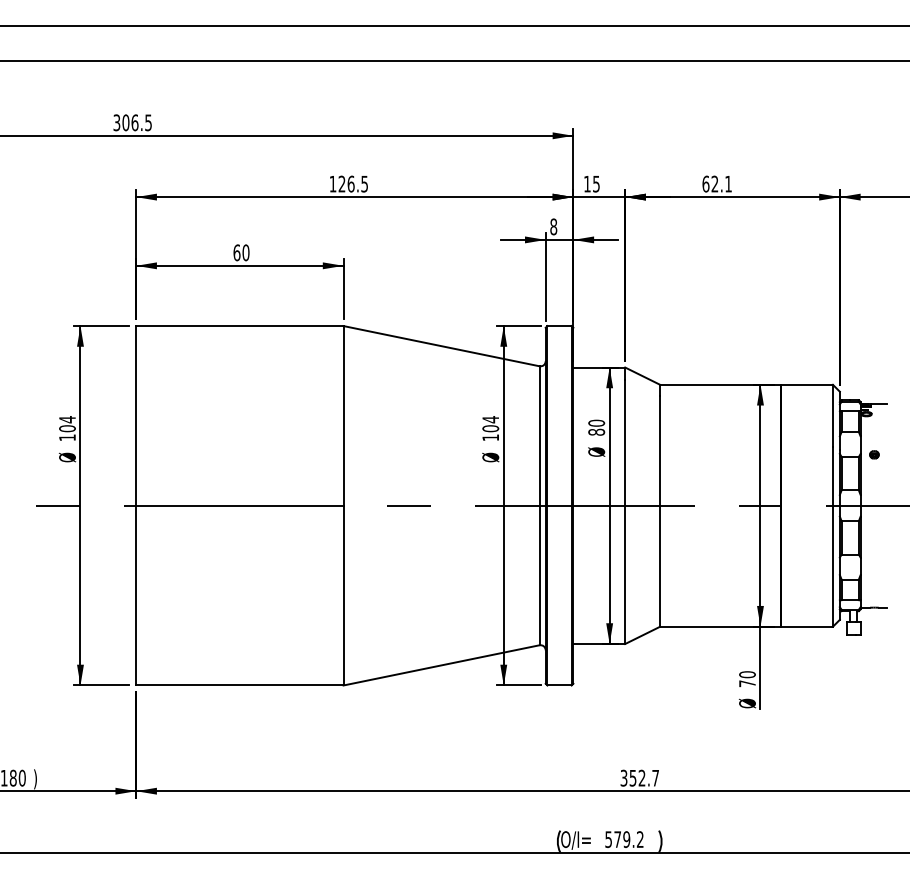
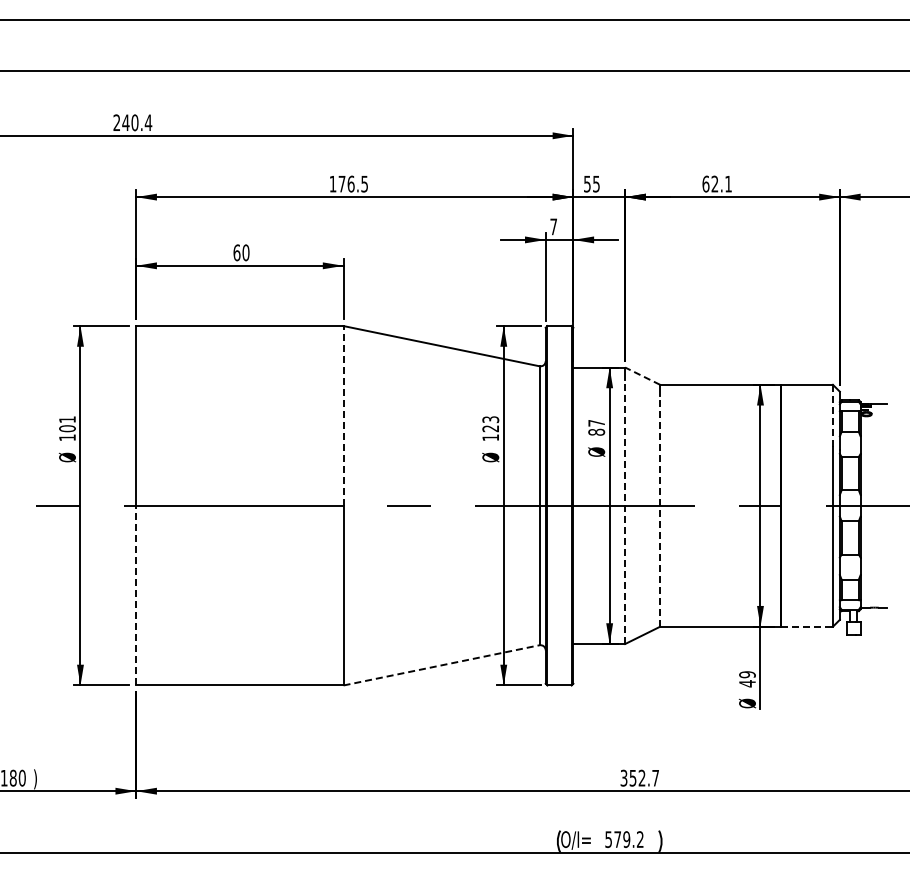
line position: (454, 26) -> (454, 20) (454, 20)
line position: (454, 60) -> (454, 70) (454, 70)
text: 306.5 -> 240.4 (132, 122)
text: 126.5 -> 176.5 (341, 183)
text: 15 -> 55 (587, 184)
text: 8 -> 7 (553, 226)
line: solid -> dashed (642, 375)
line: solid -> dashed (343, 415)
line: solid -> dashed (832, 415)
text: 104 -> 101 (67, 419)
text: 80 -> 87 (596, 422)
text: 104 -> 123 (490, 424)
part: present -> none (874, 454)
line: solid -> dashed (660, 510)
line: solid -> dashed (625, 512)
line: solid -> dashed (136, 595)
line: solid -> dashed (807, 626)
line: solid -> dashed (442, 665)
text: 70 -> 49 (747, 679)
